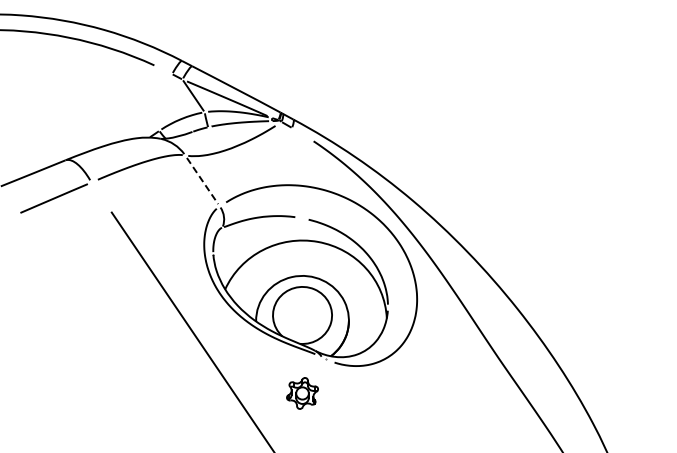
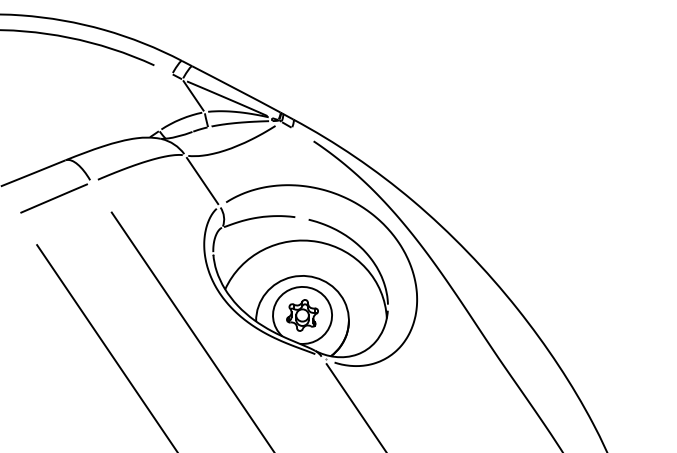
line: dashed -> solid (202, 181)
line: none -> present (106, 347)
part position: (302, 393) -> (302, 315) (302, 315)
line: none -> present (355, 406)
